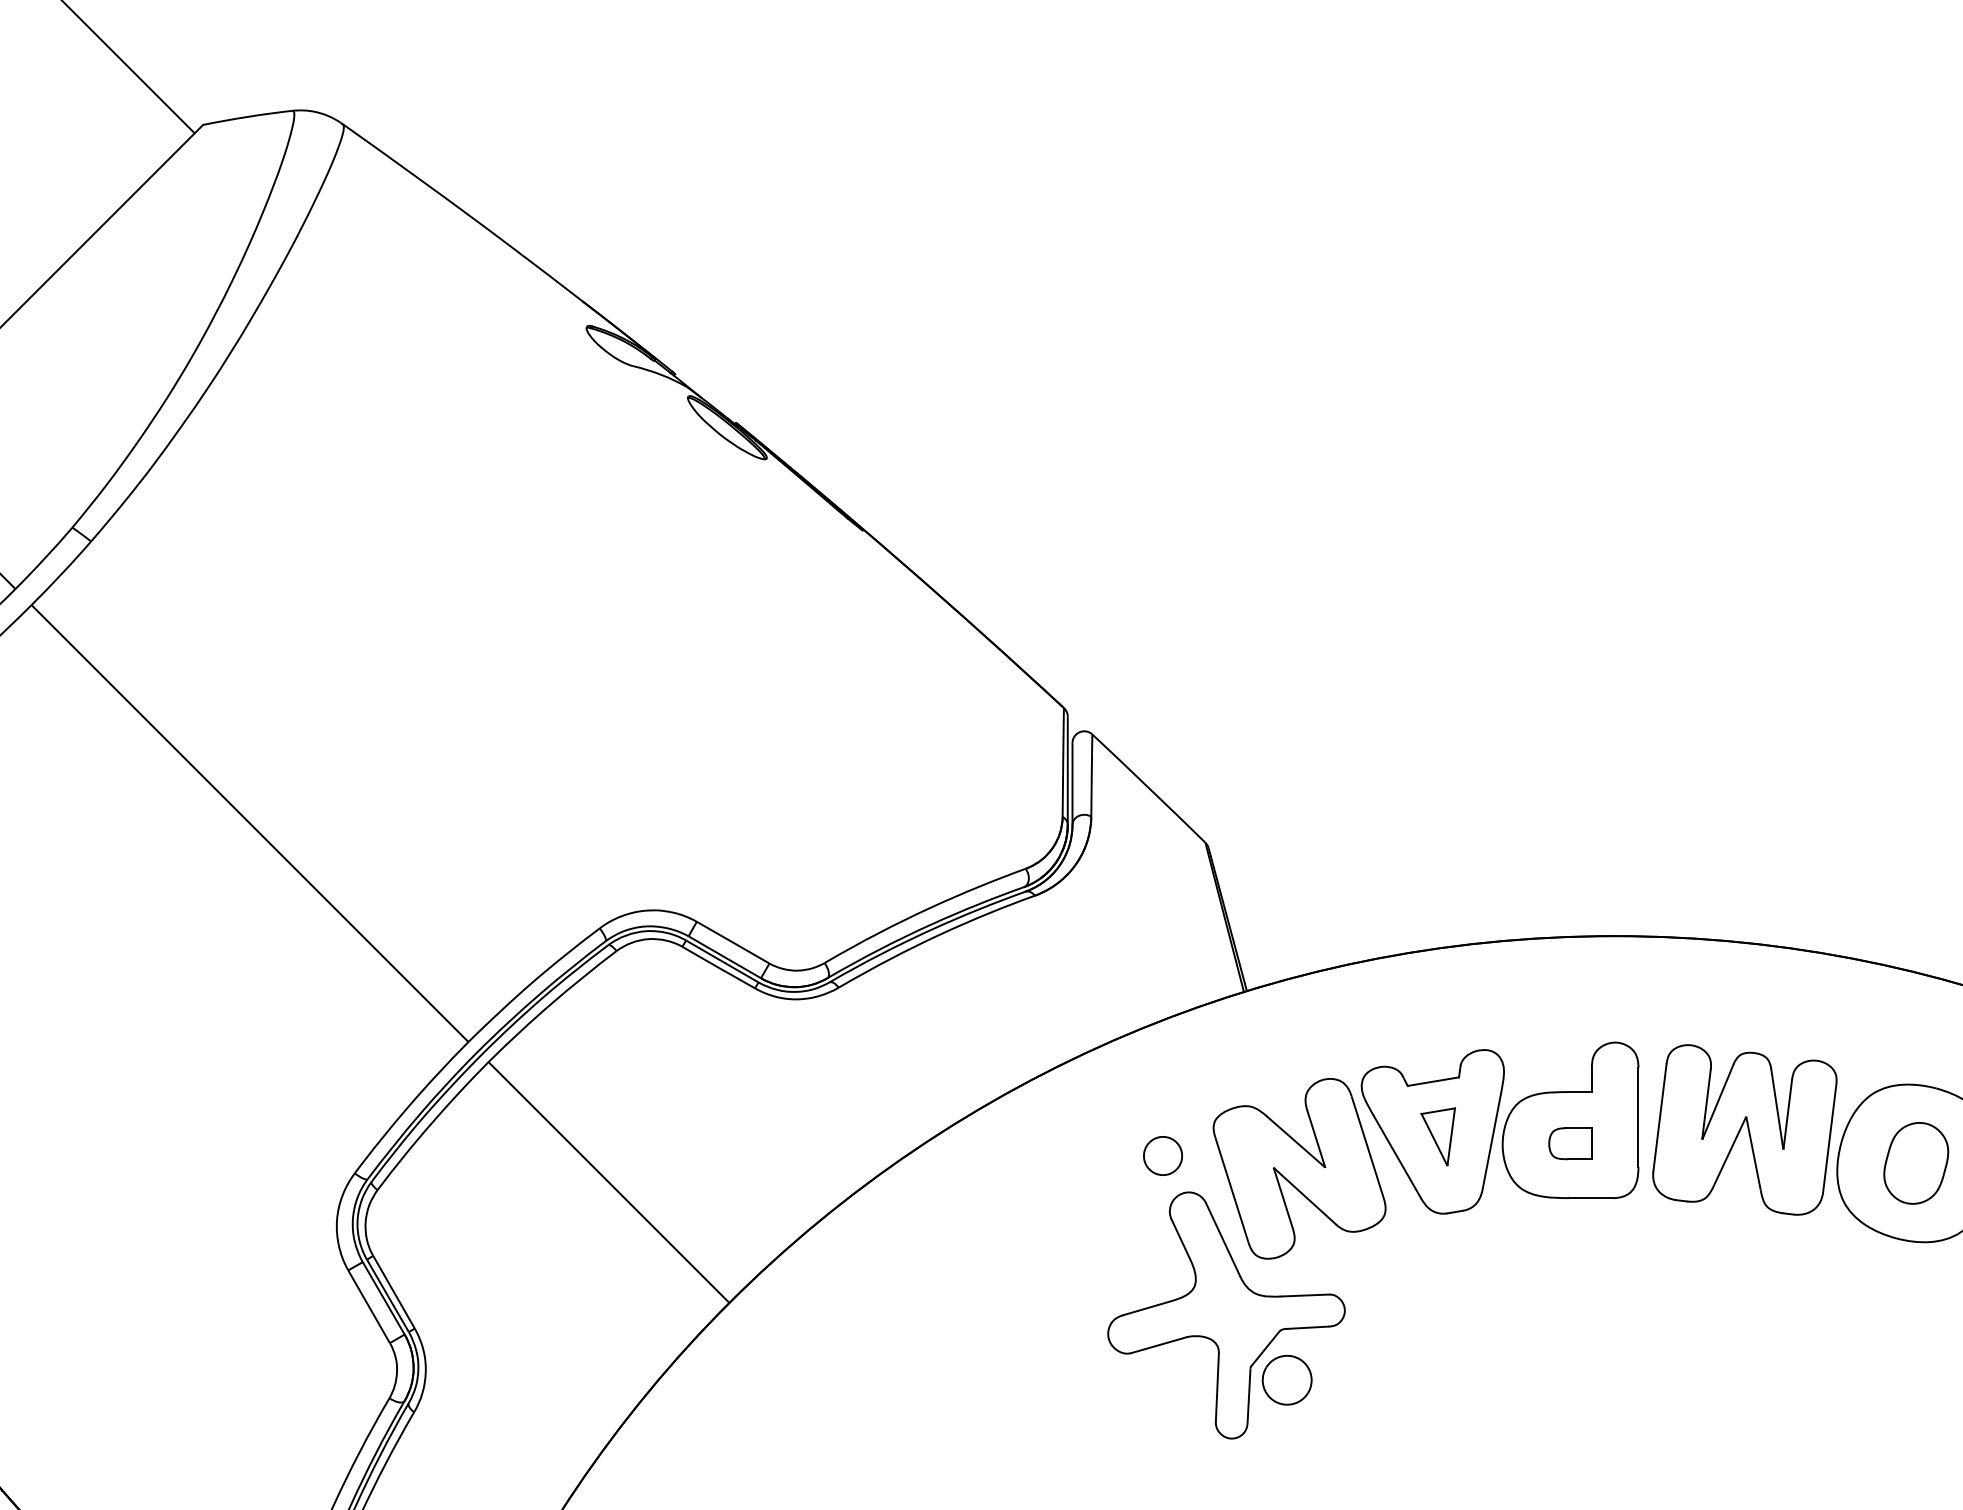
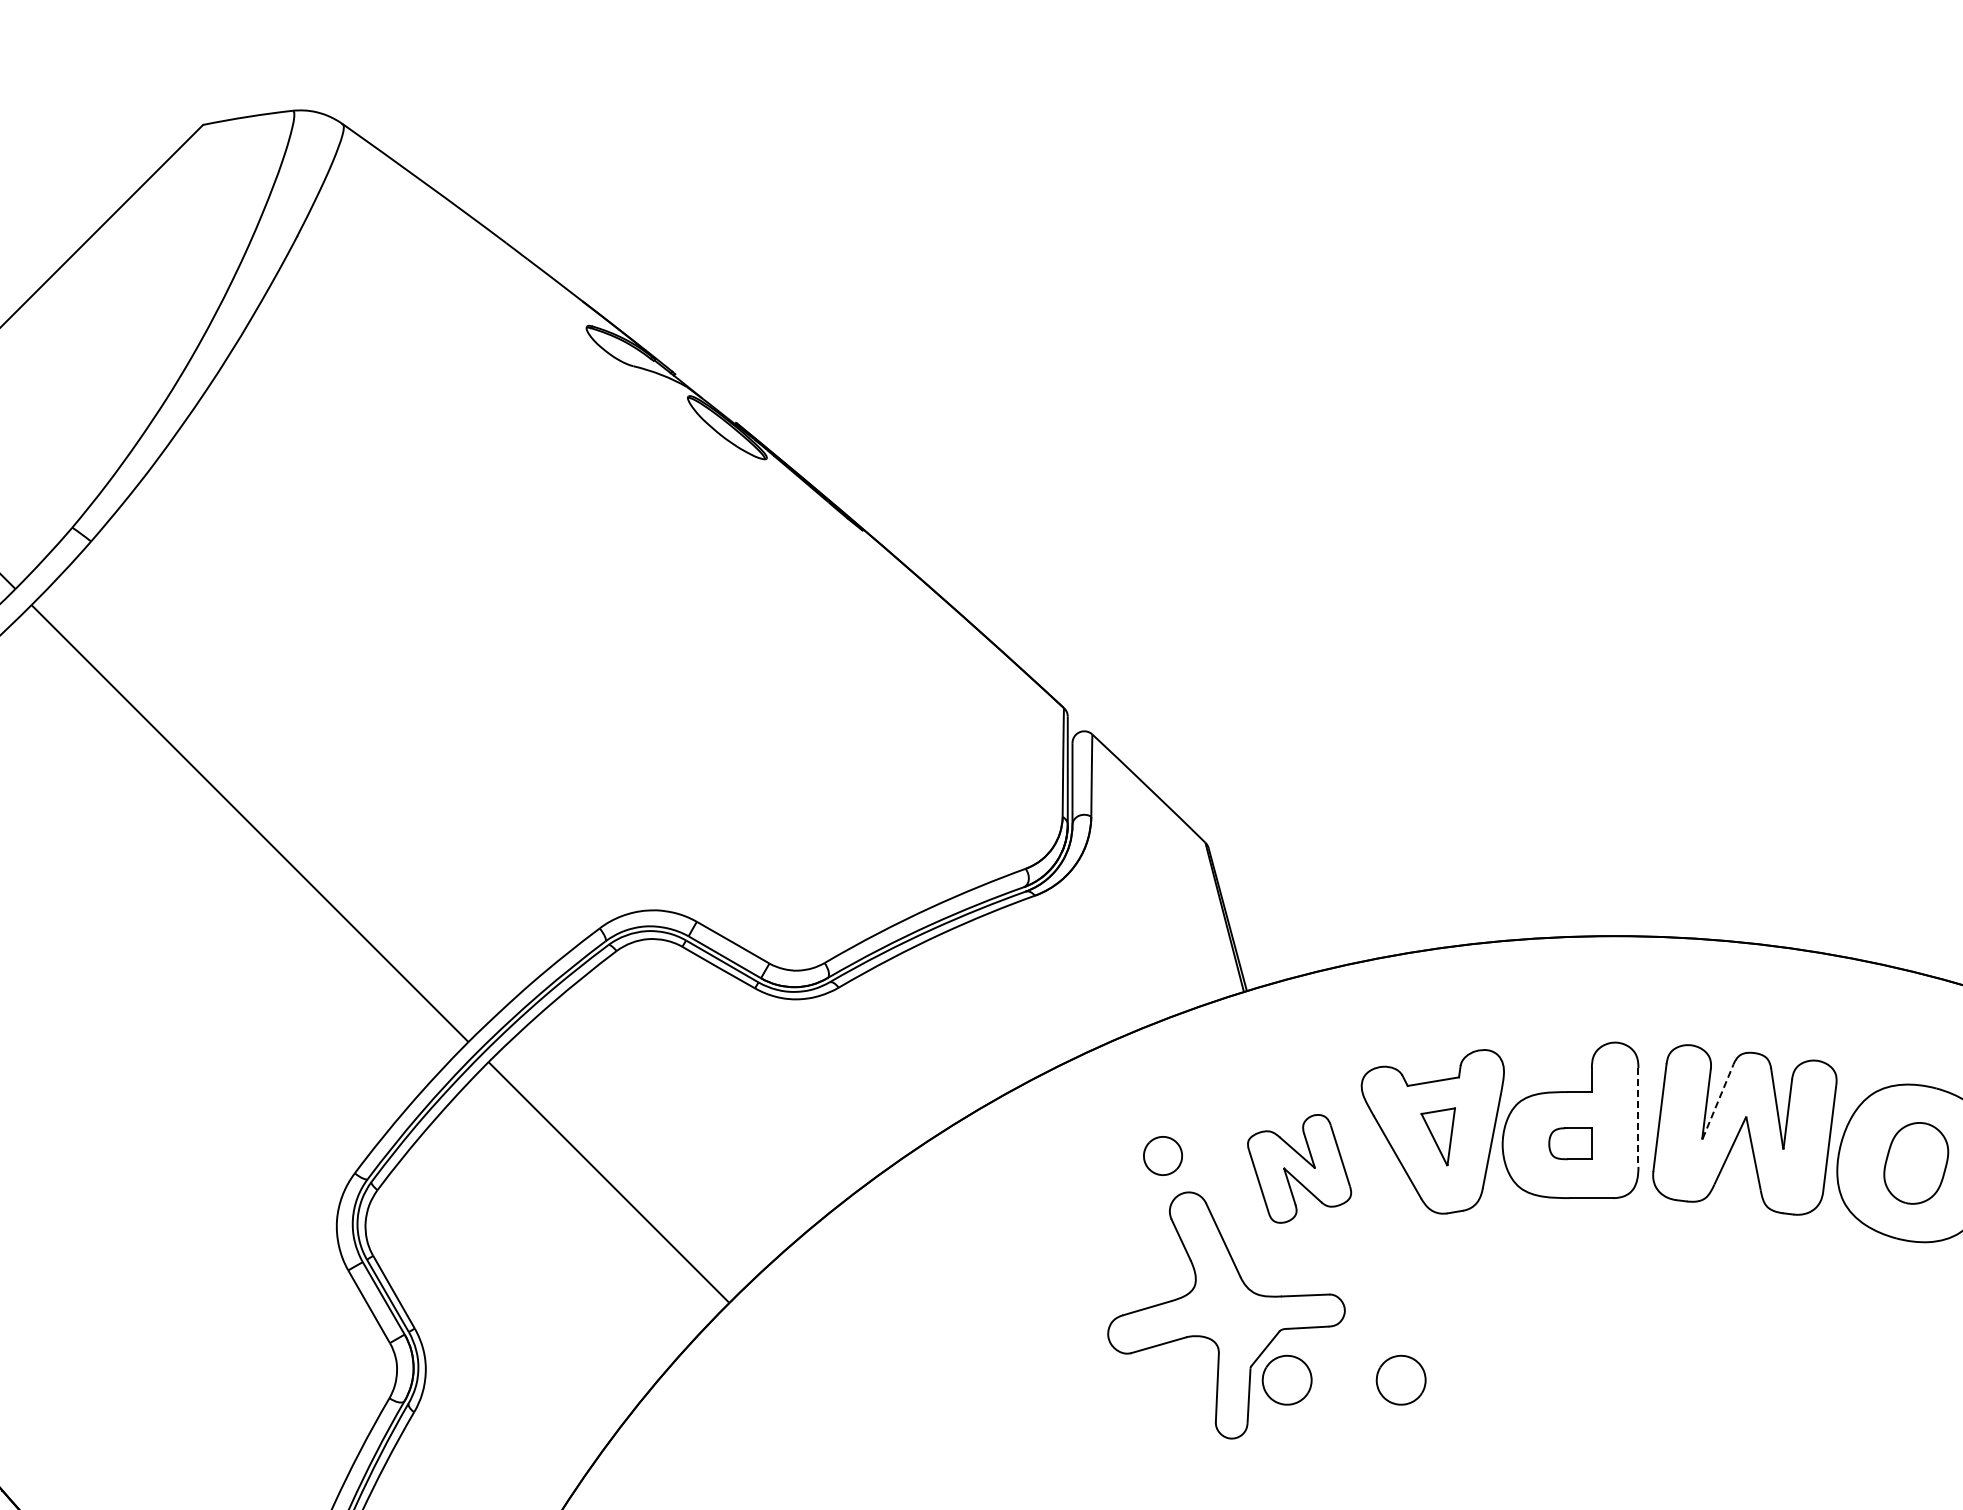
line: present -> none (128, 67)
line: solid -> dashed (1718, 1101)
line: solid -> dashed (1638, 1117)
part size: 175x182 px -> 106x110 px (1299, 1168)
part: none -> present (1400, 1379)
